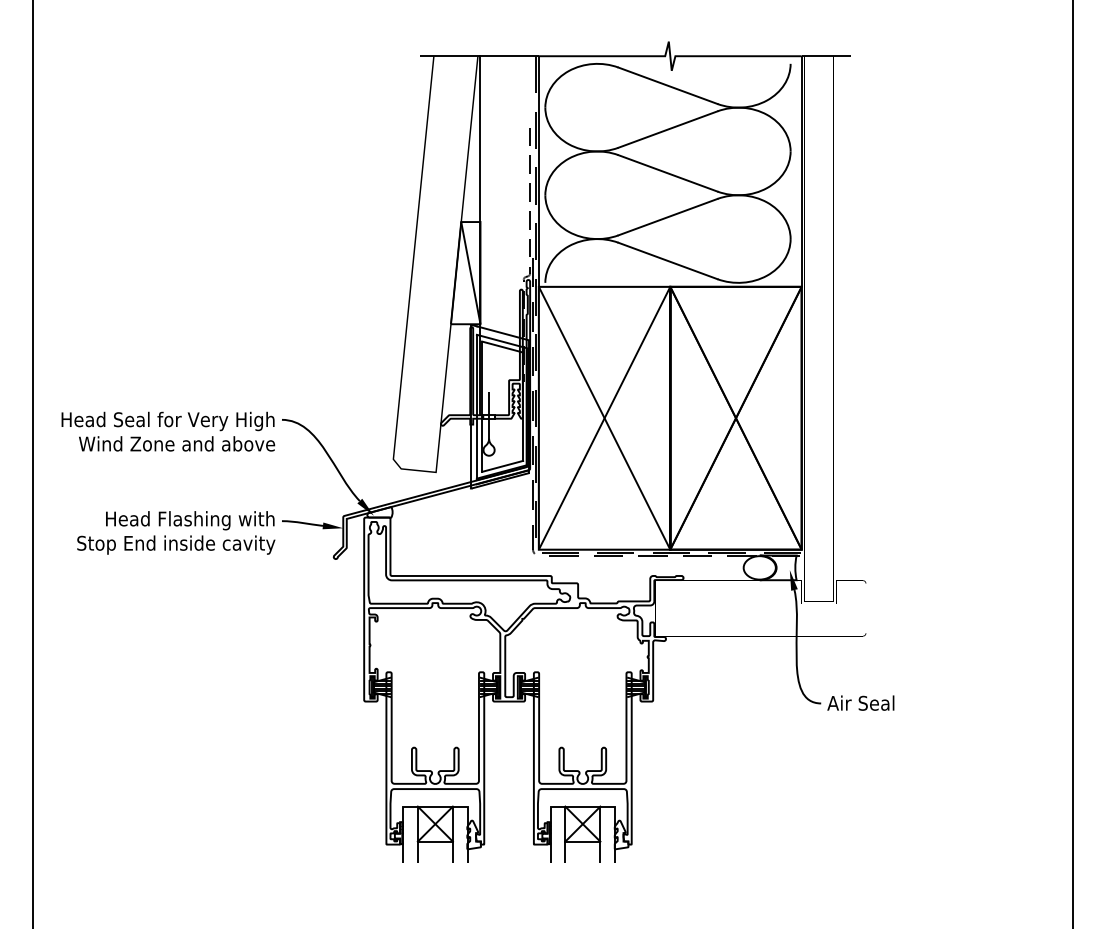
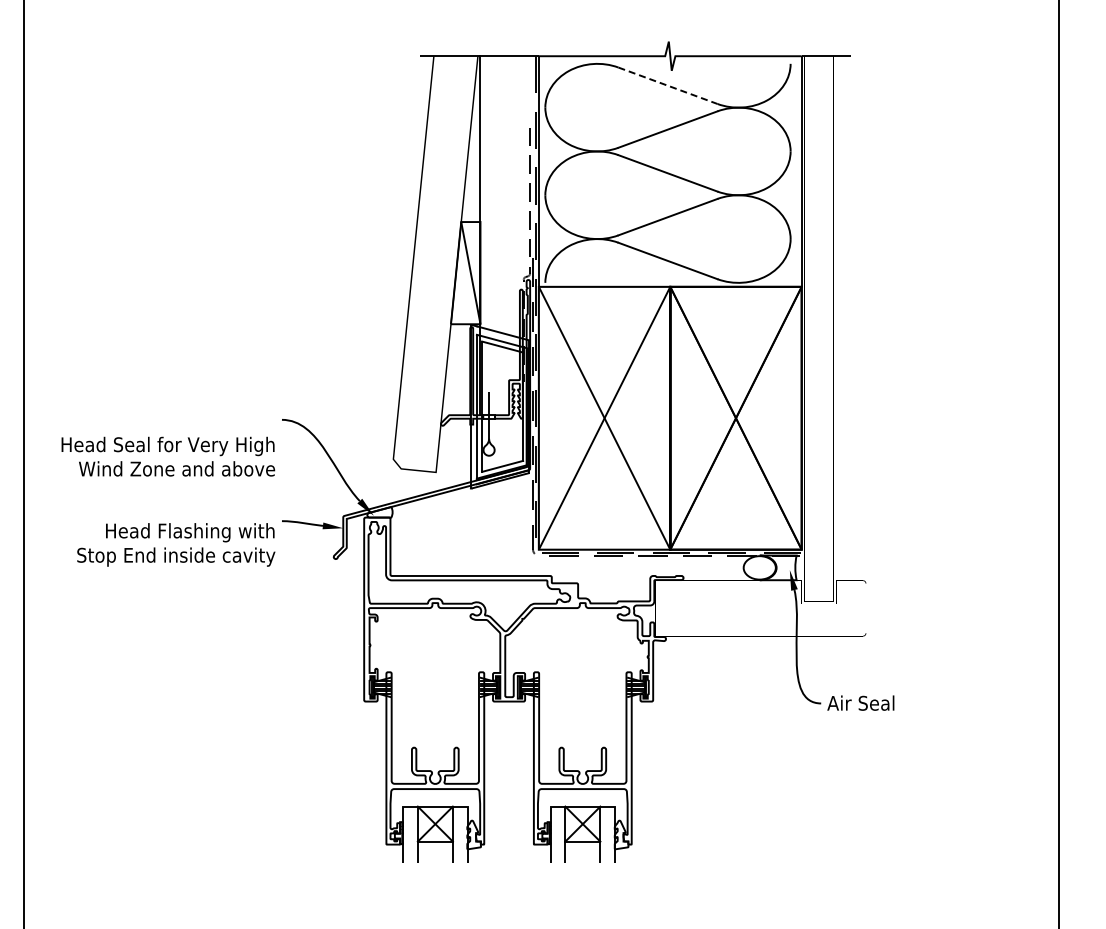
line: solid -> dashed (667, 85)
text position: (168, 431) -> (168, 456) (168, 456)
line position: (33, 463) -> (24, 463) (24, 463)
line position: (1072, 463) -> (1058, 463) (1058, 463)
text position: (176, 532) -> (176, 544) (176, 544)
